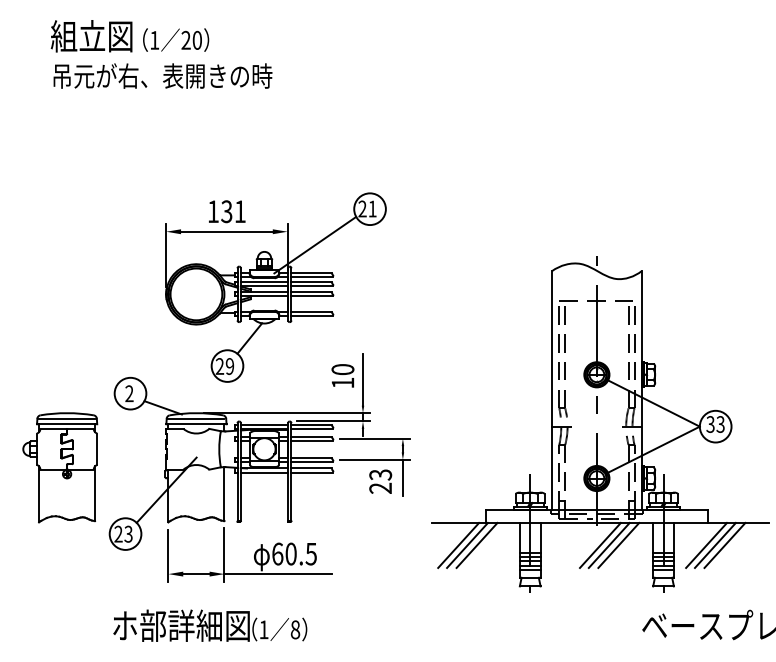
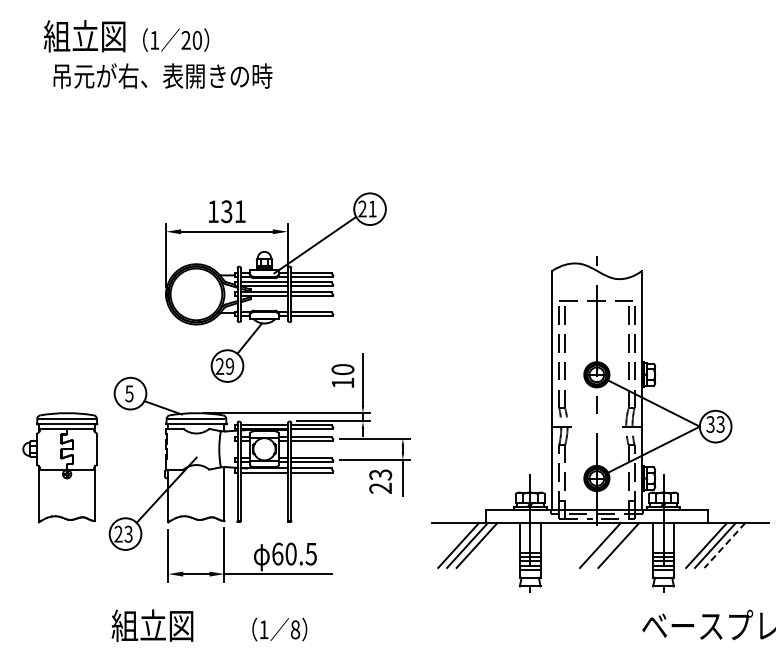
text position: (91, 36) -> (84, 36) (84, 36)
text: 2 -> 5 (129, 393)
line: present -> none (608, 544)
line: solid -> dashed (724, 545)
text: ホ部詳細図 -> 組立図 (180, 625)
